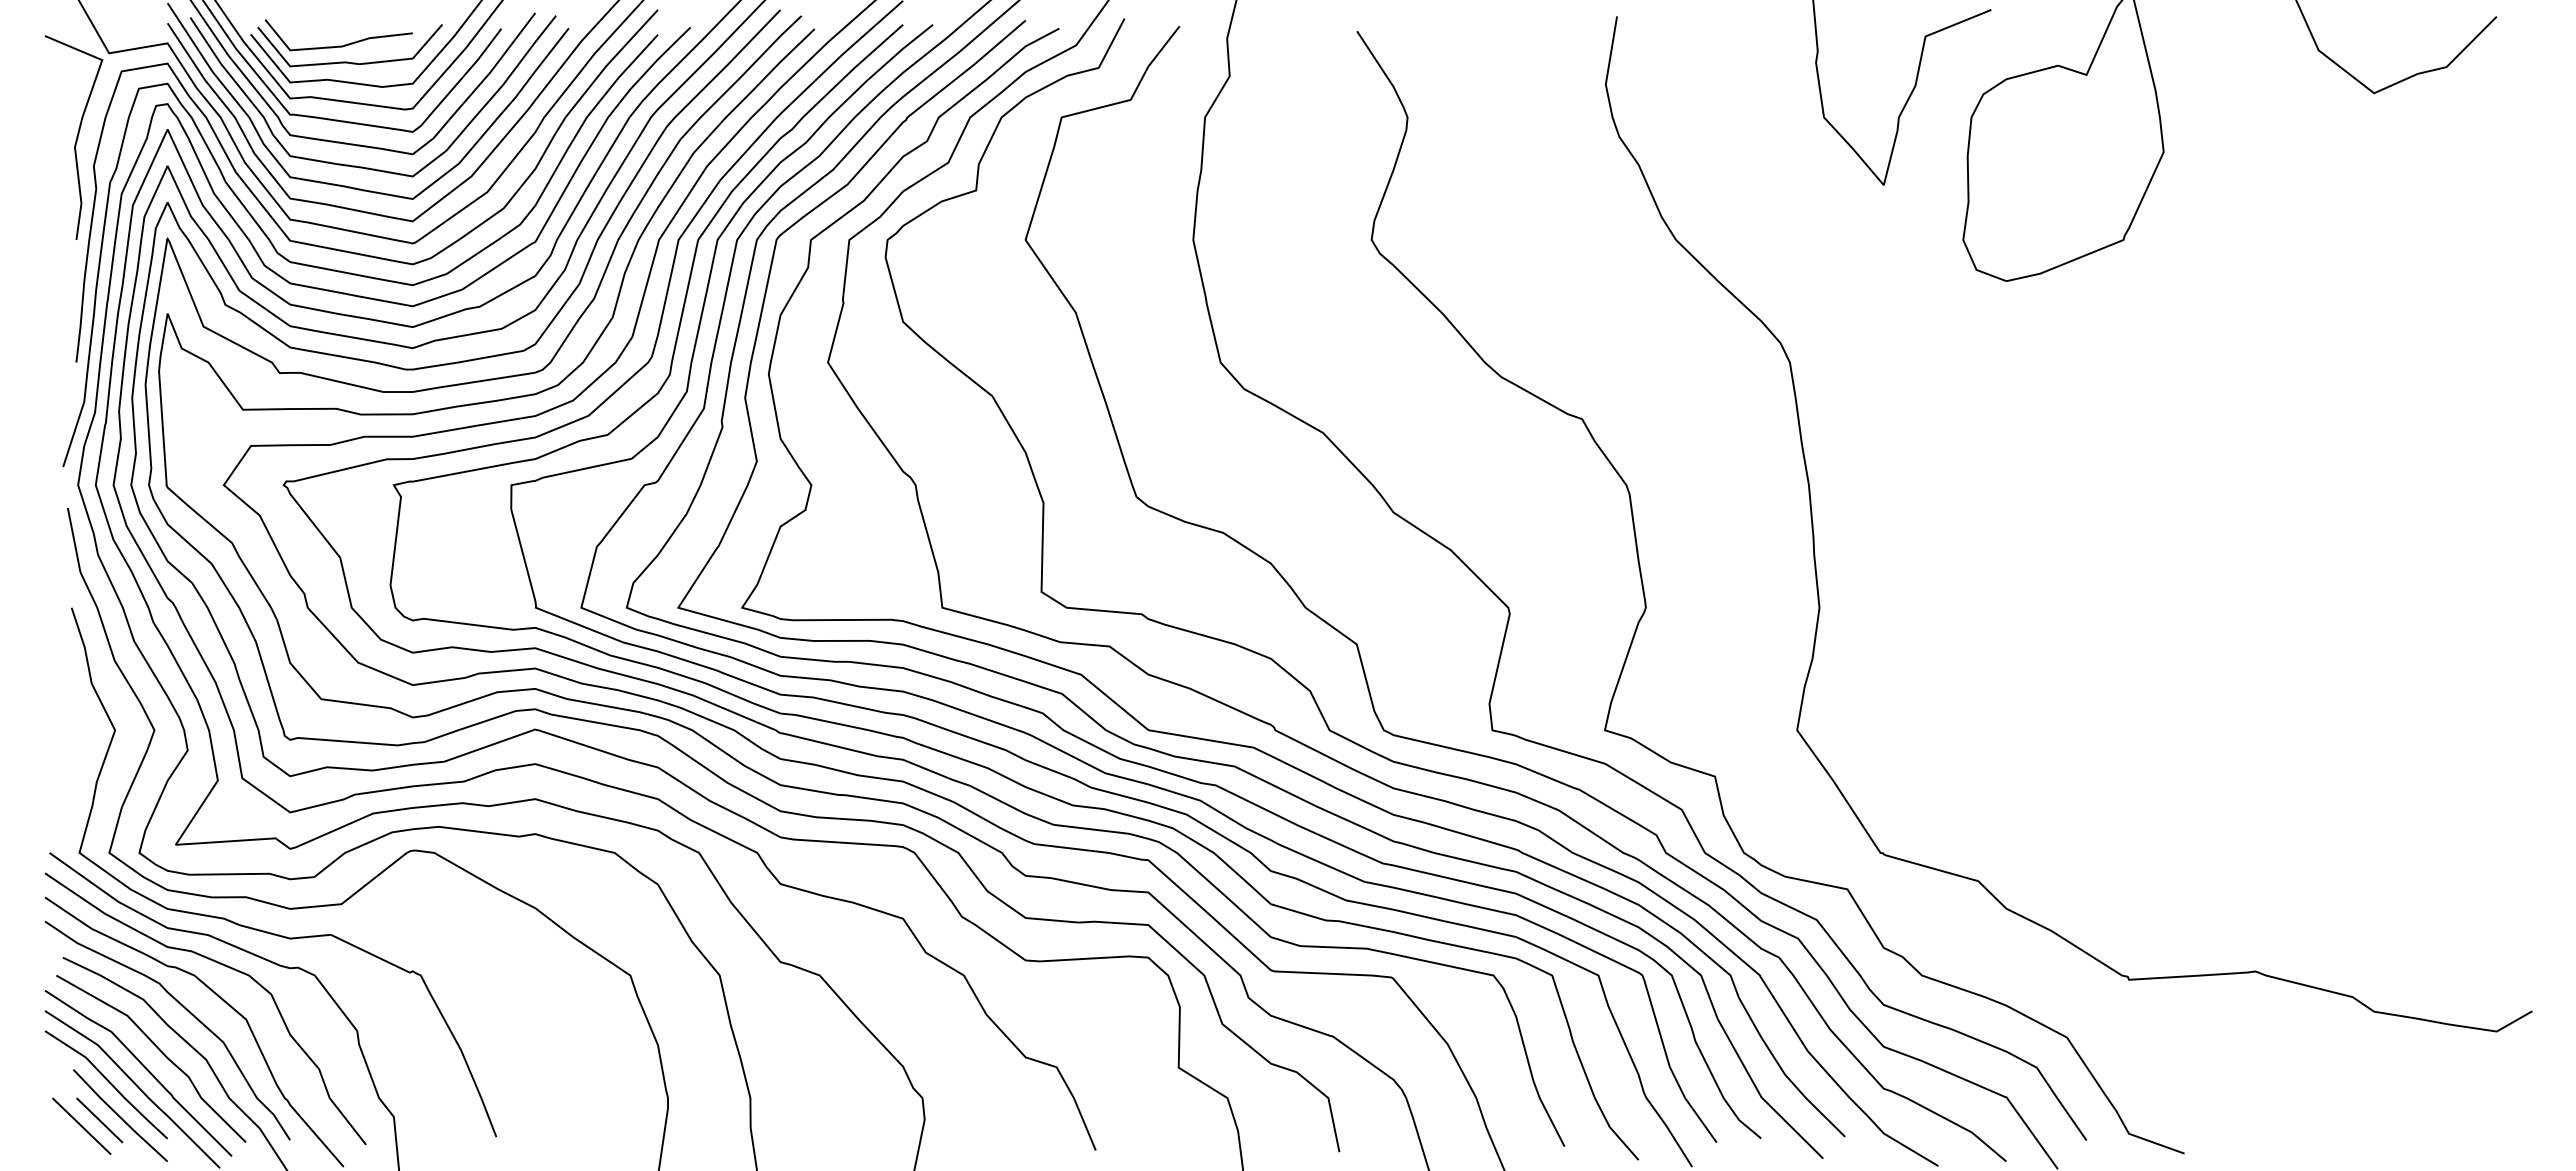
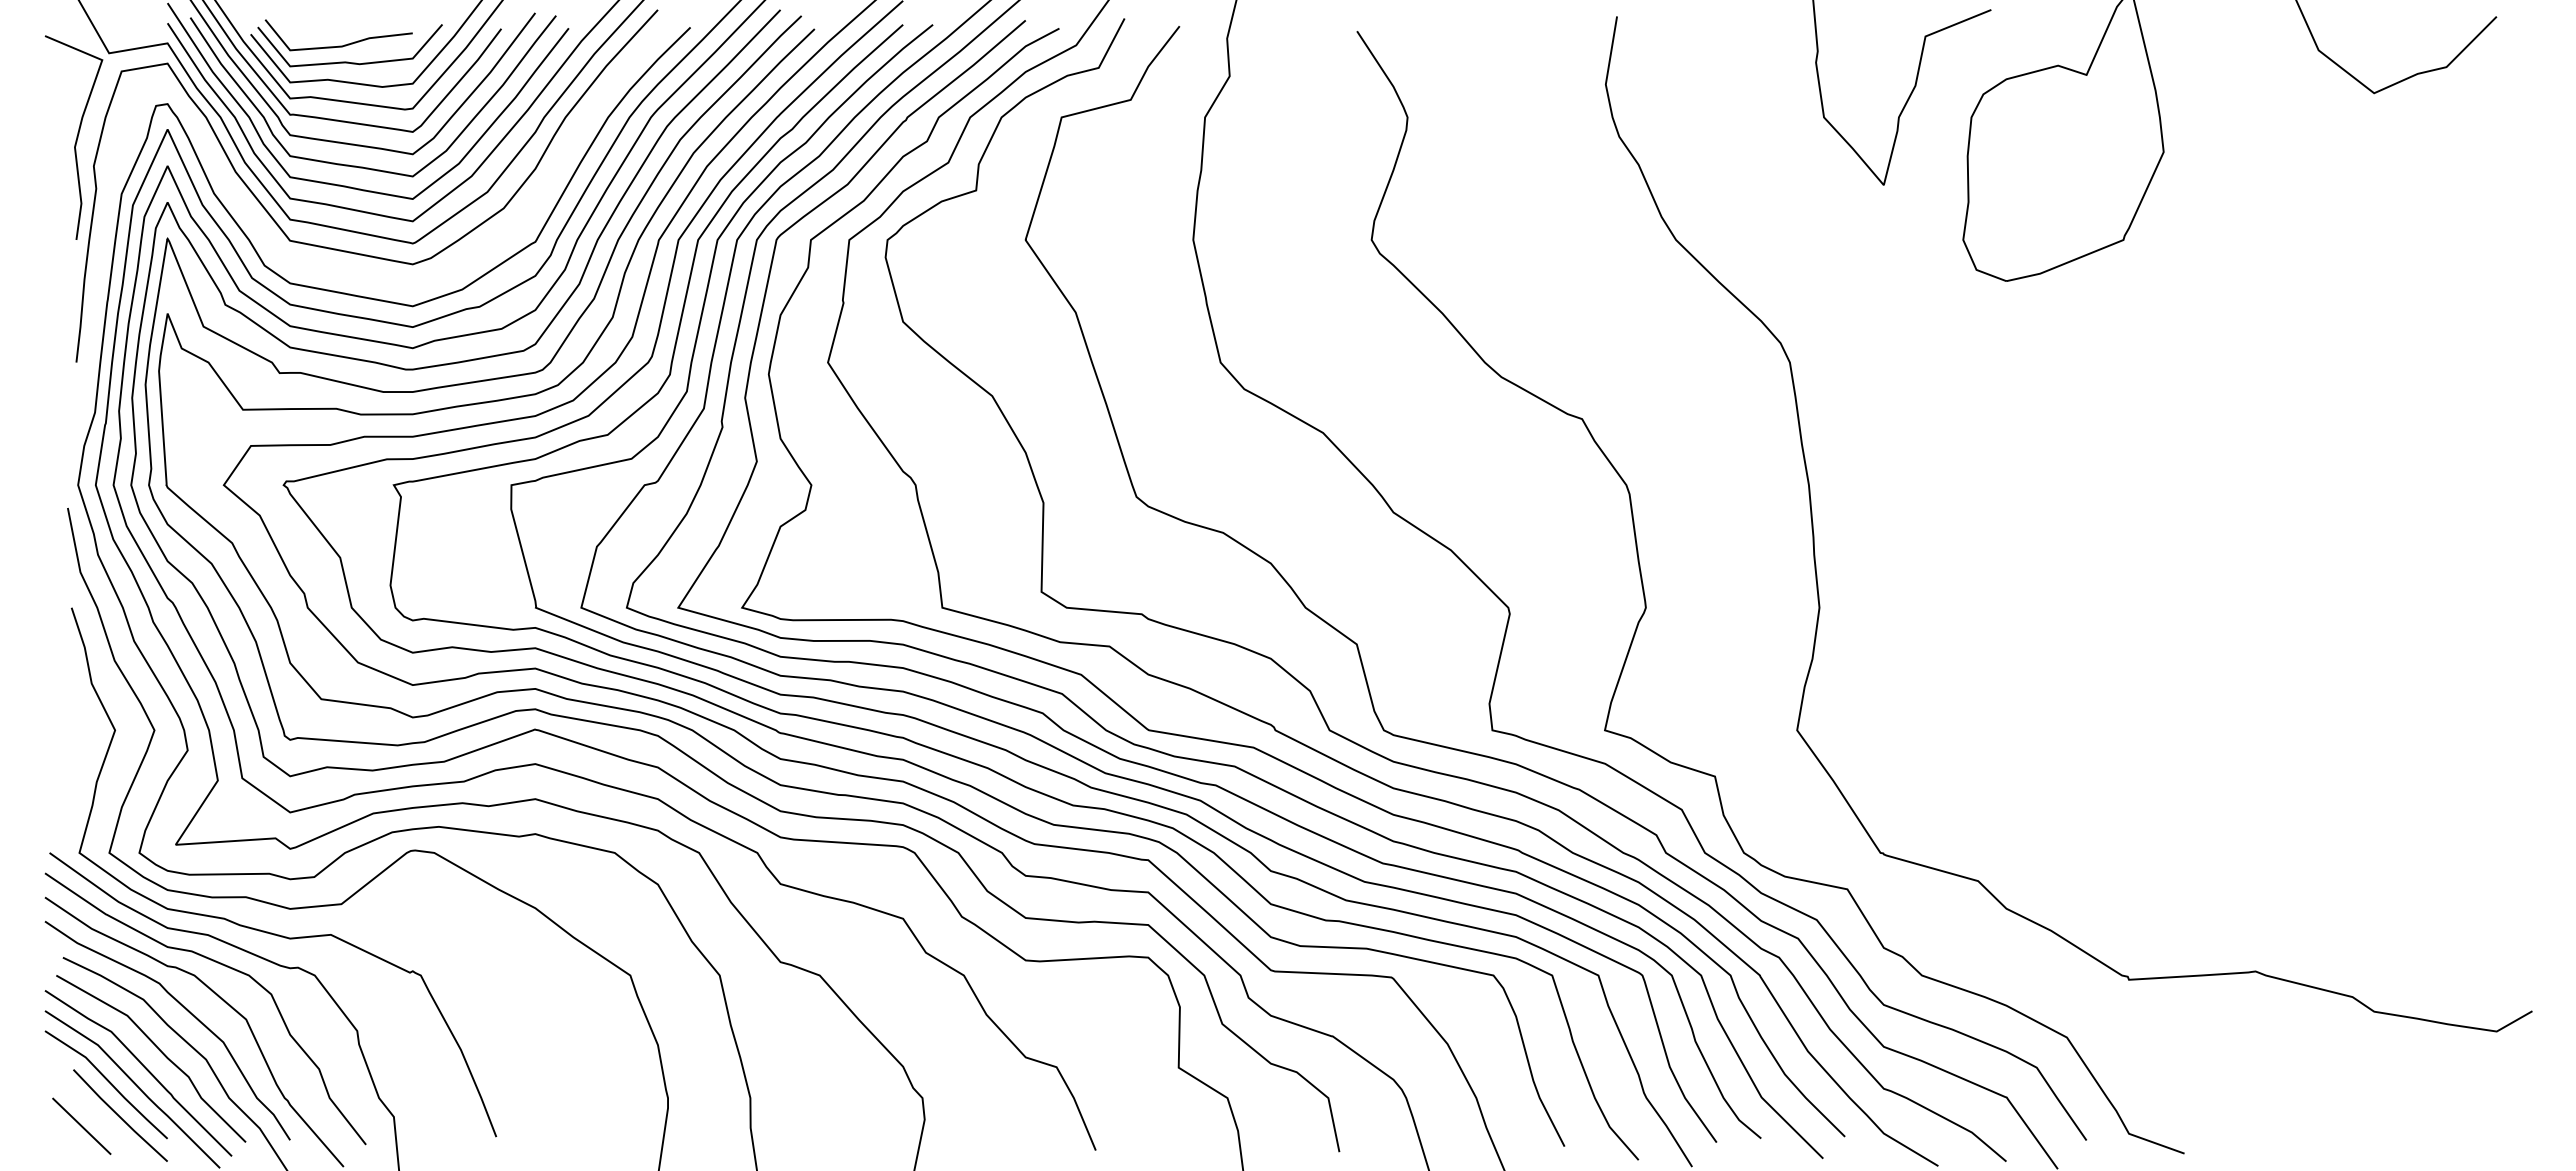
curve: present -> none (356, 273)
line: present -> none (99, 1120)
